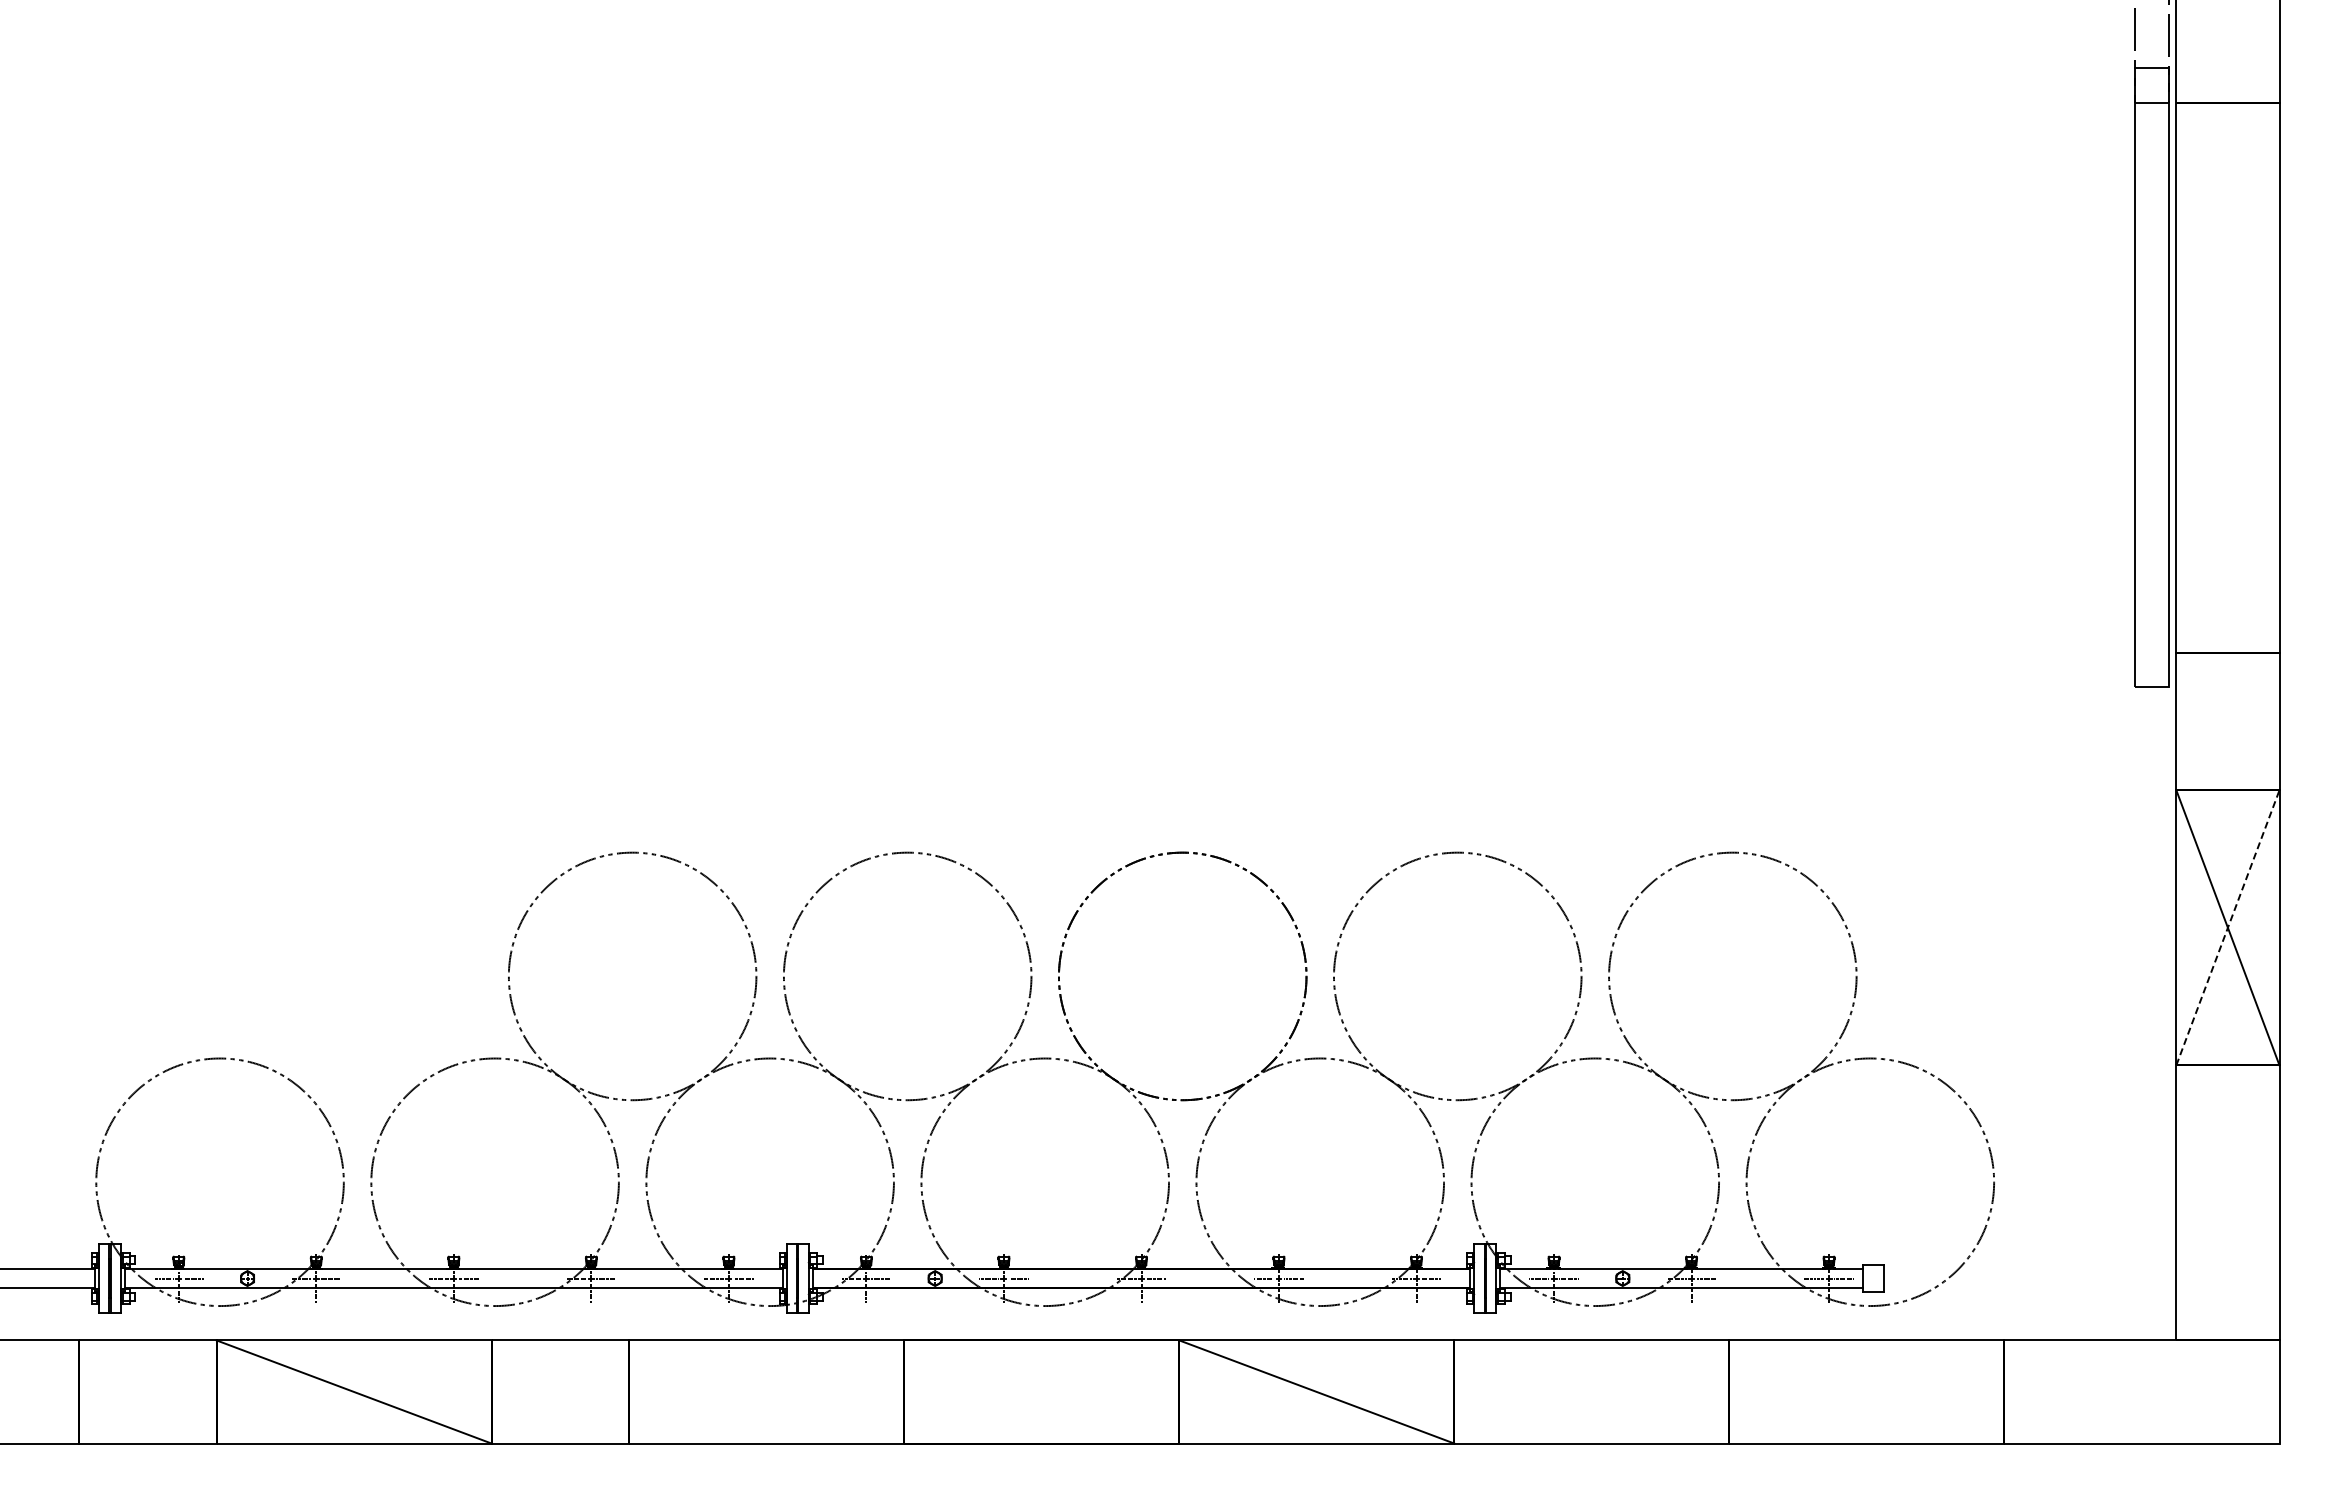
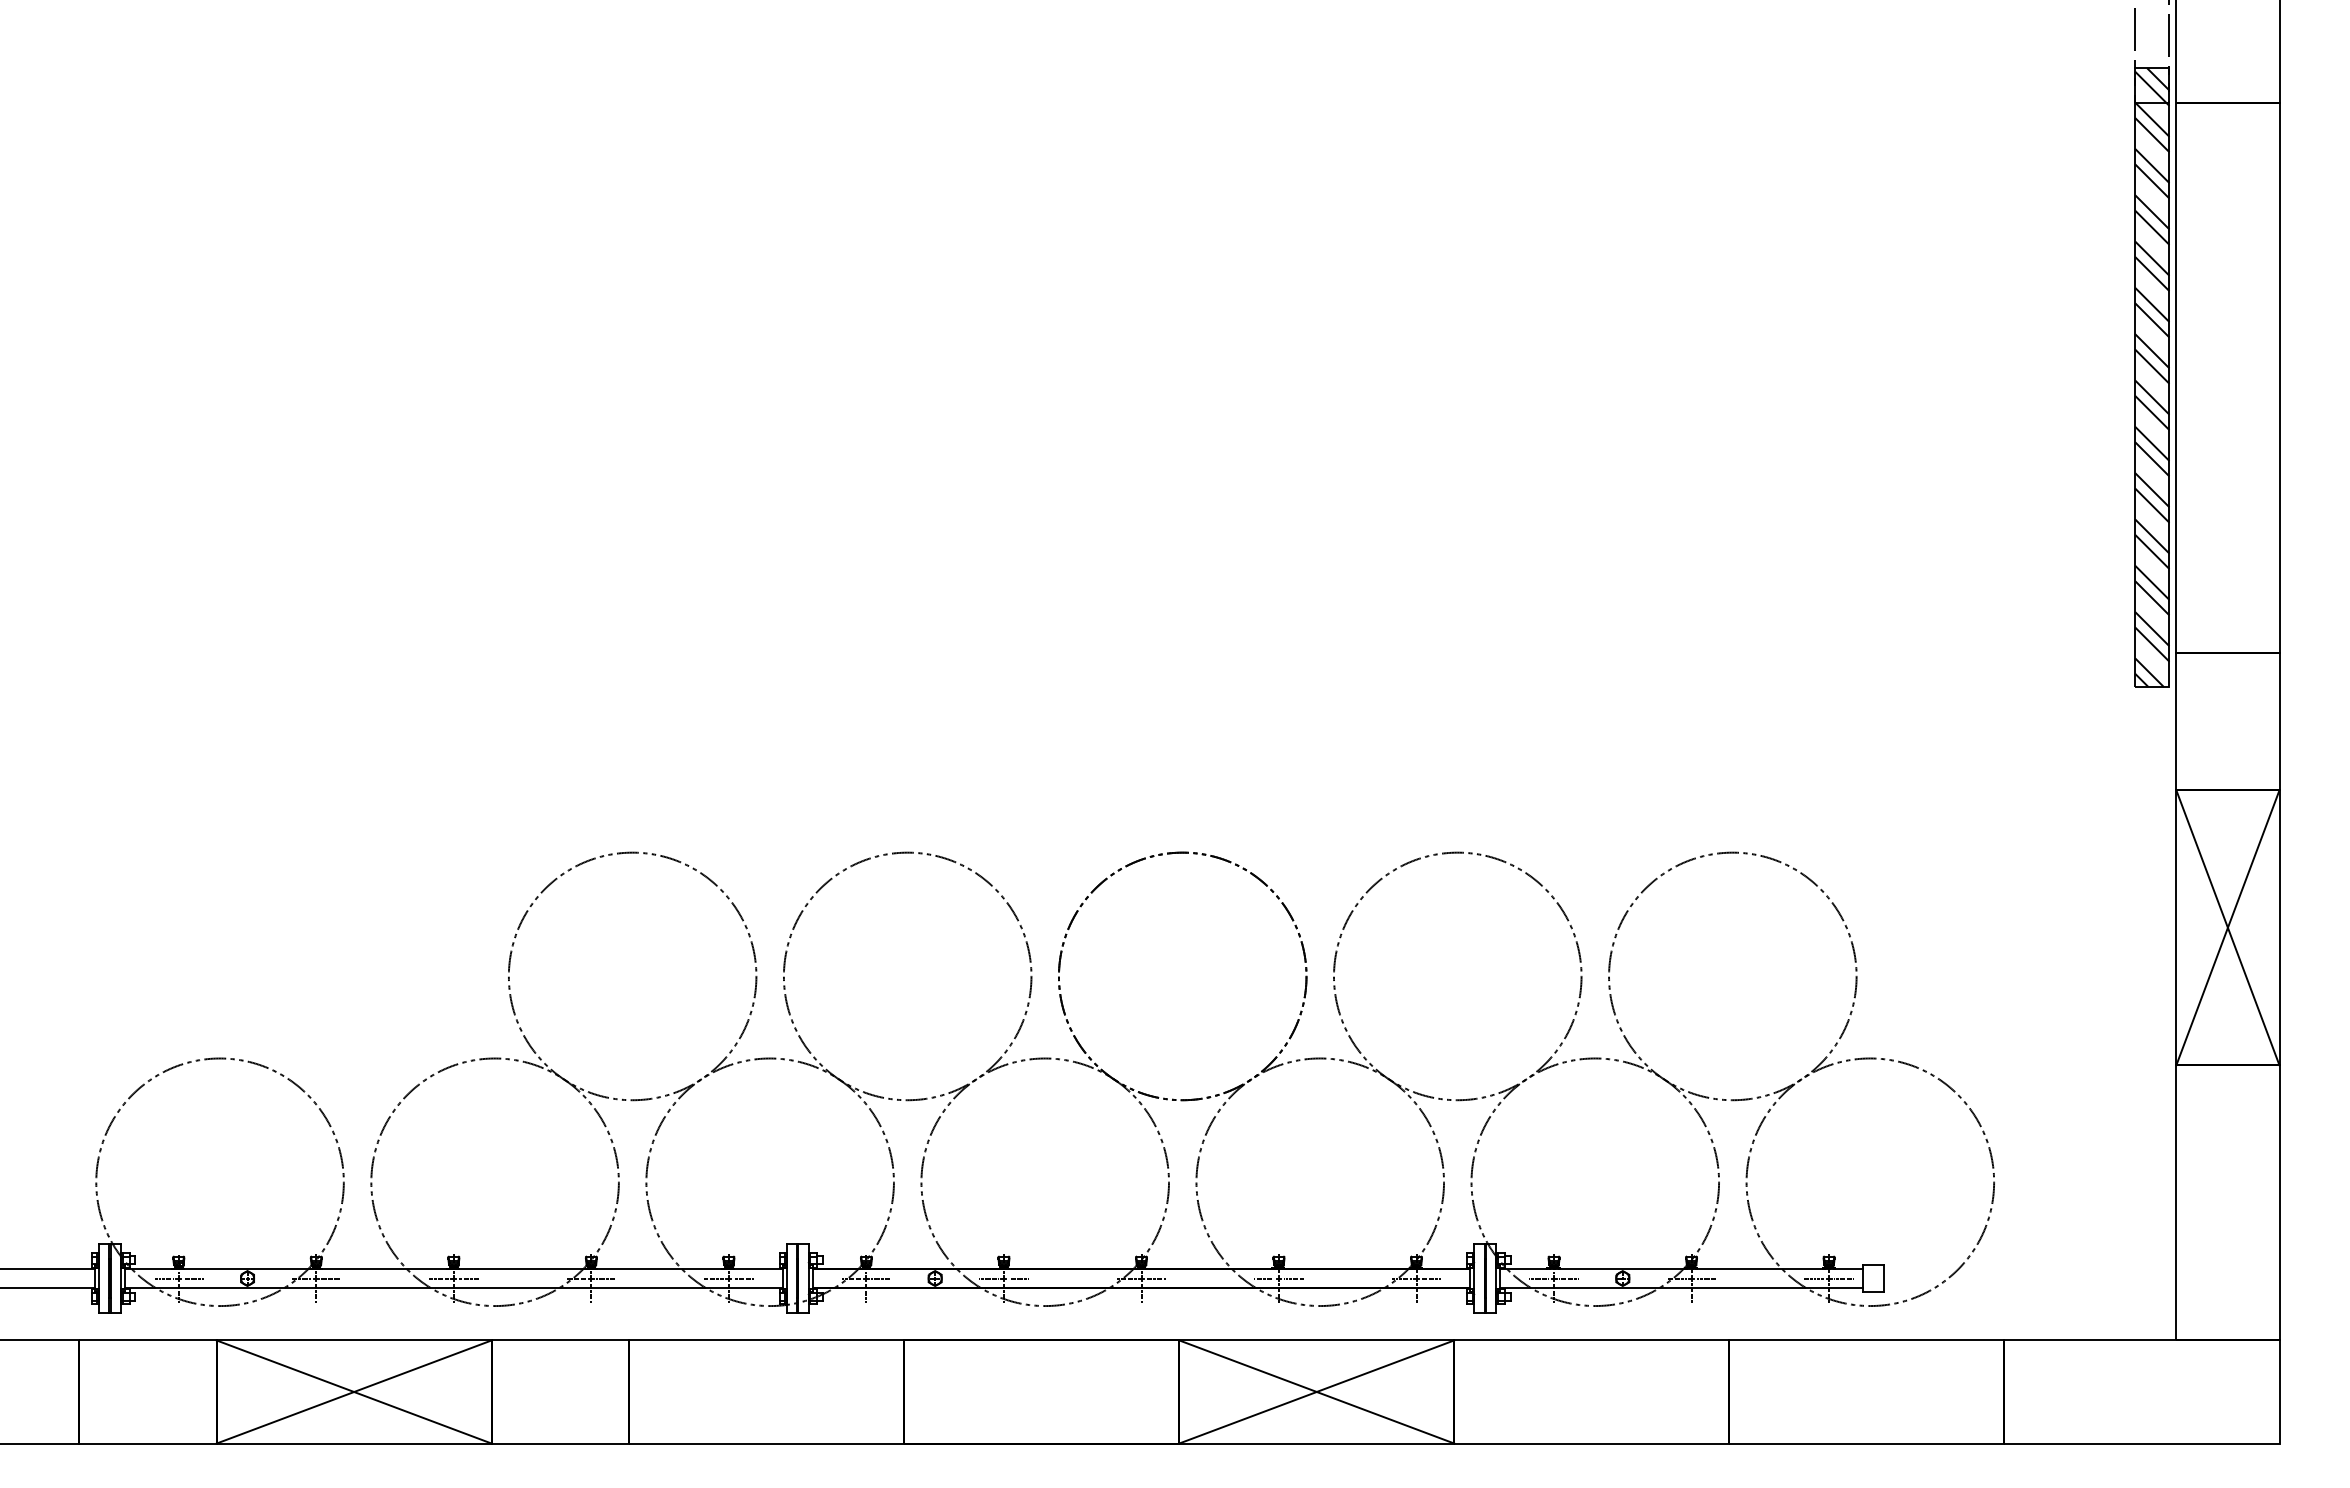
hatch: none -> present (2152, 377)
line: dashed -> solid (2227, 927)
line: none -> present (353, 1391)
line: none -> present (1316, 1391)
